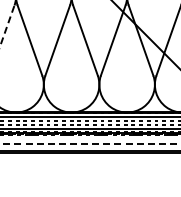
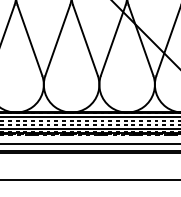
line: dashed -> solid (7, 26)
line: dashed -> solid (89, 144)
line: none -> present (89, 180)
